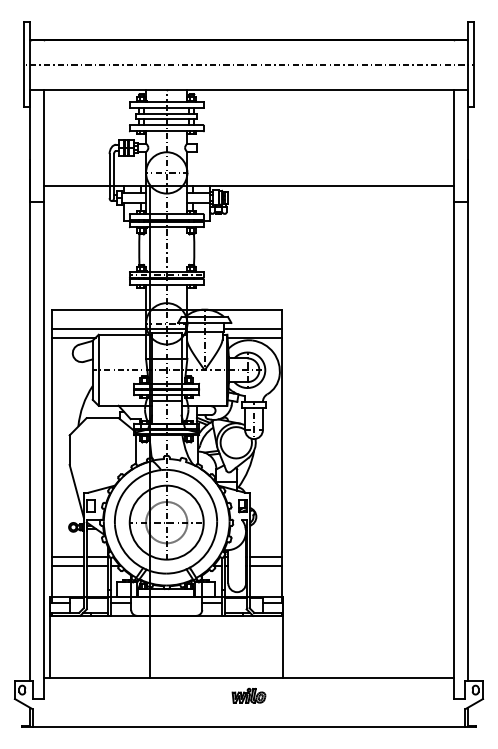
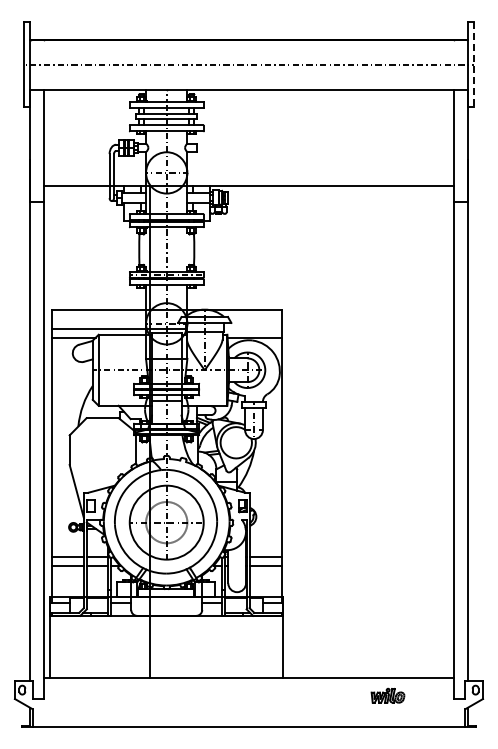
line: solid -> dashed (474, 65)
line: present -> none (252, 328)
part position: (248, 695) -> (387, 695) (387, 695)
